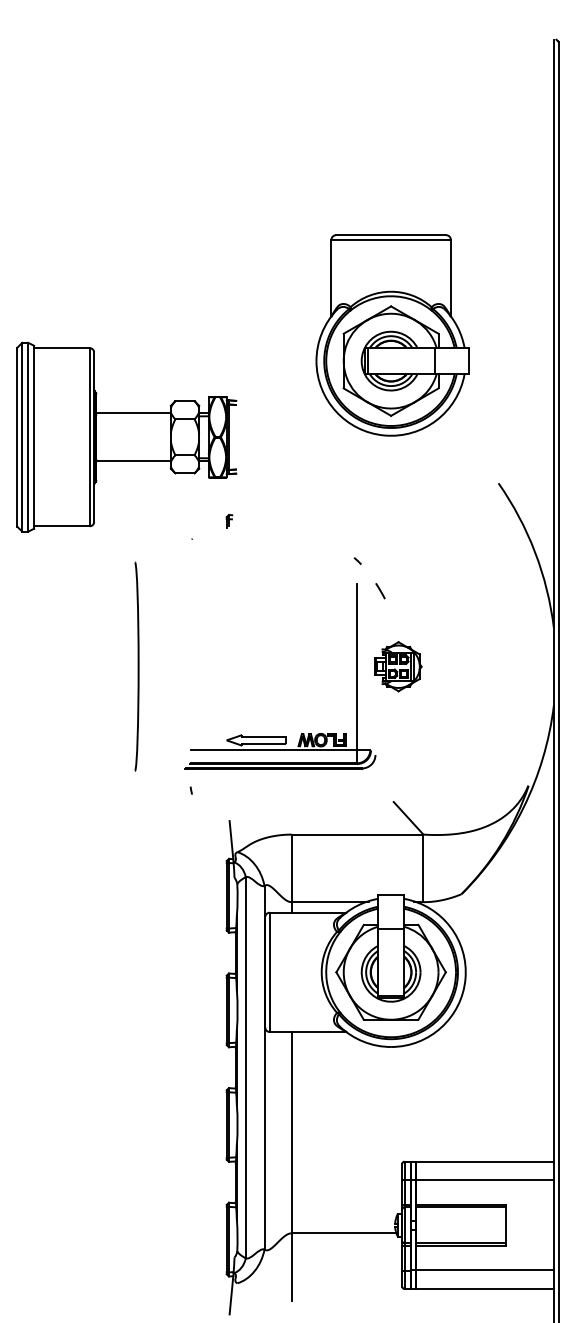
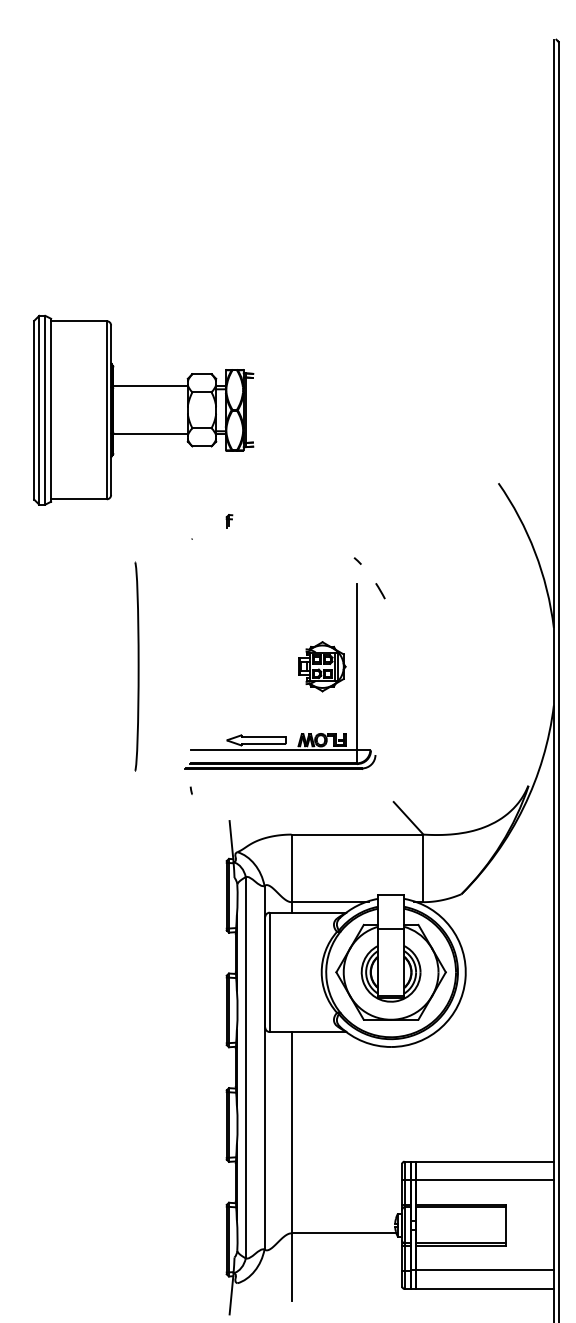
part: present -> none (392, 335)
part position: (126, 436) -> (143, 409) (143, 409)
part position: (398, 666) -> (322, 666) (322, 666)
